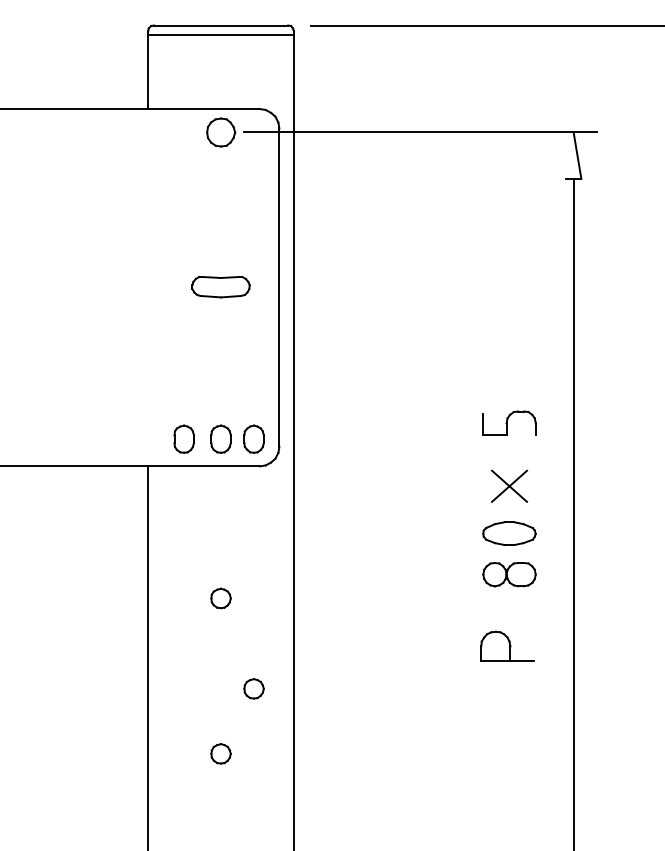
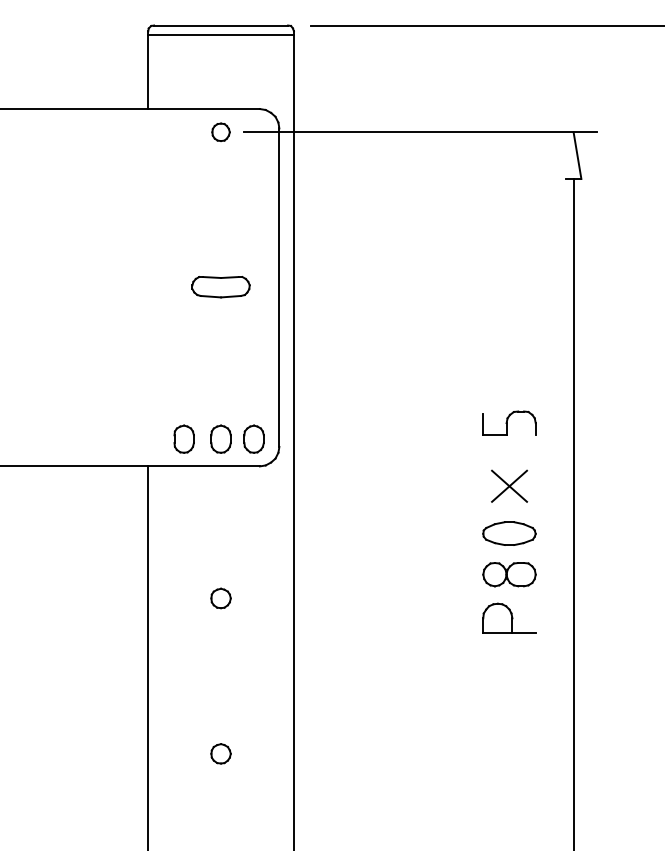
part size: 31x31 px -> 20x20 px (220, 131)
part position: (507, 645) -> (509, 617) (509, 617)
part: present -> none (253, 688)
